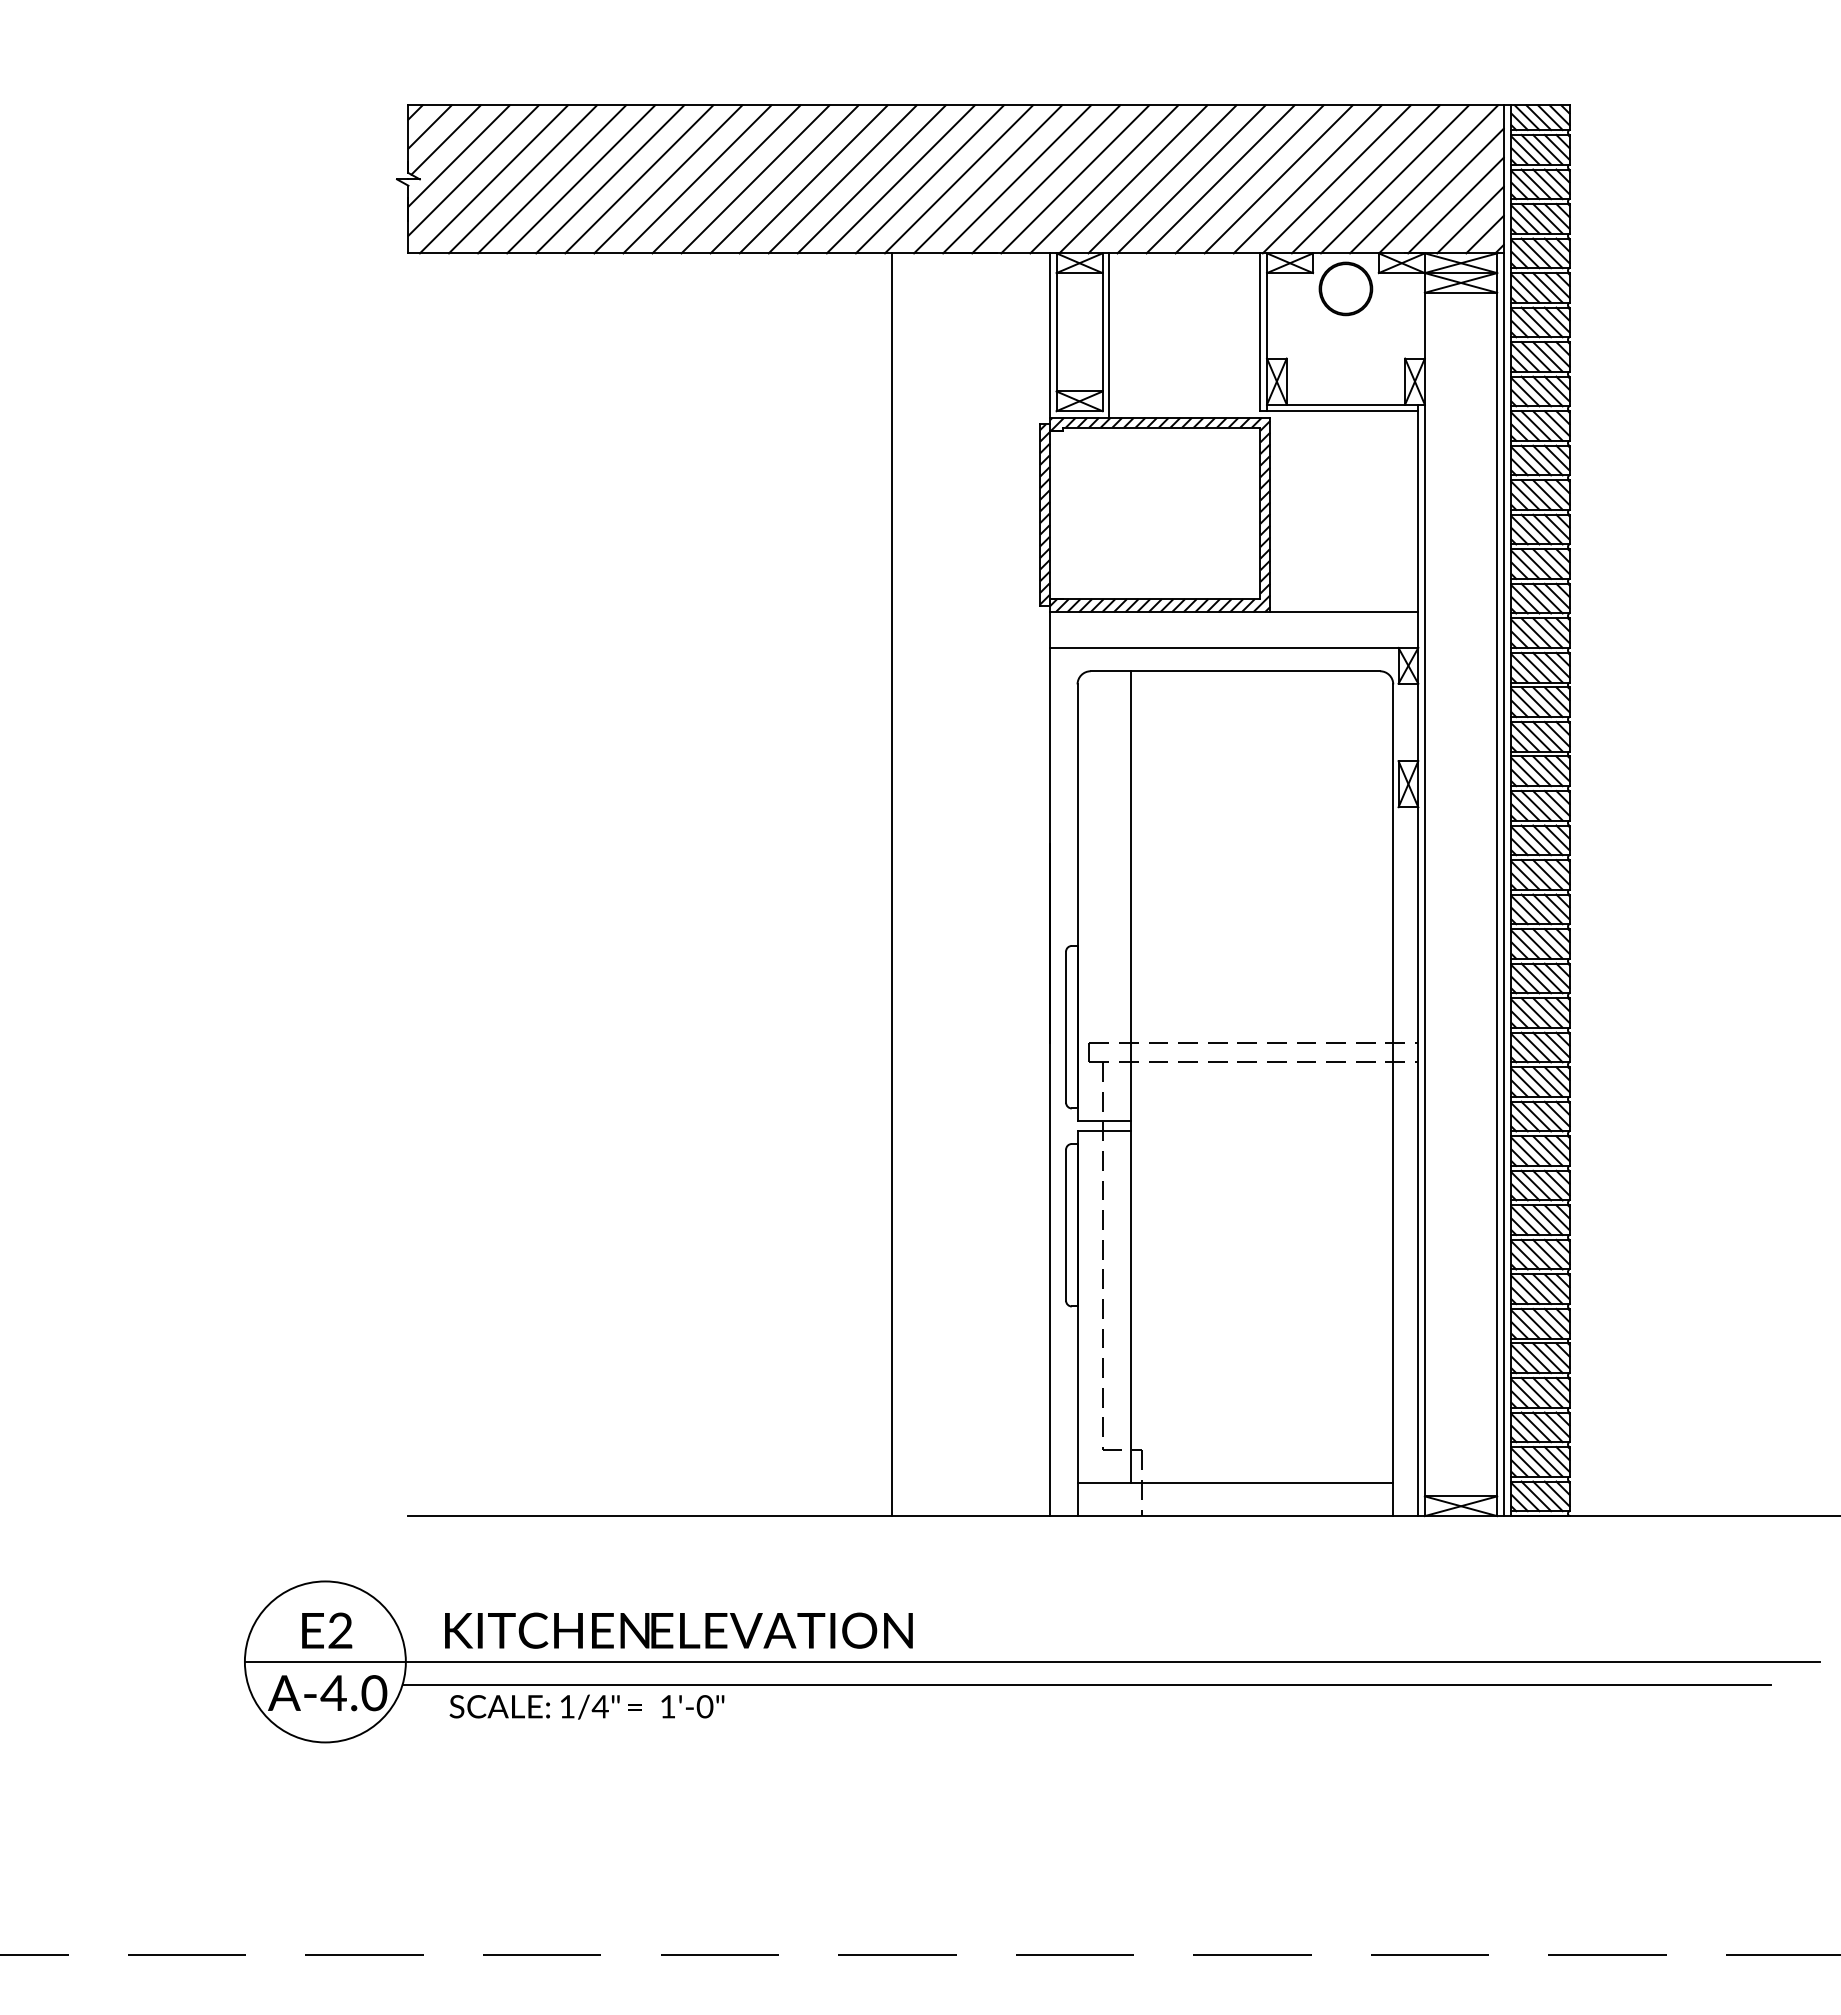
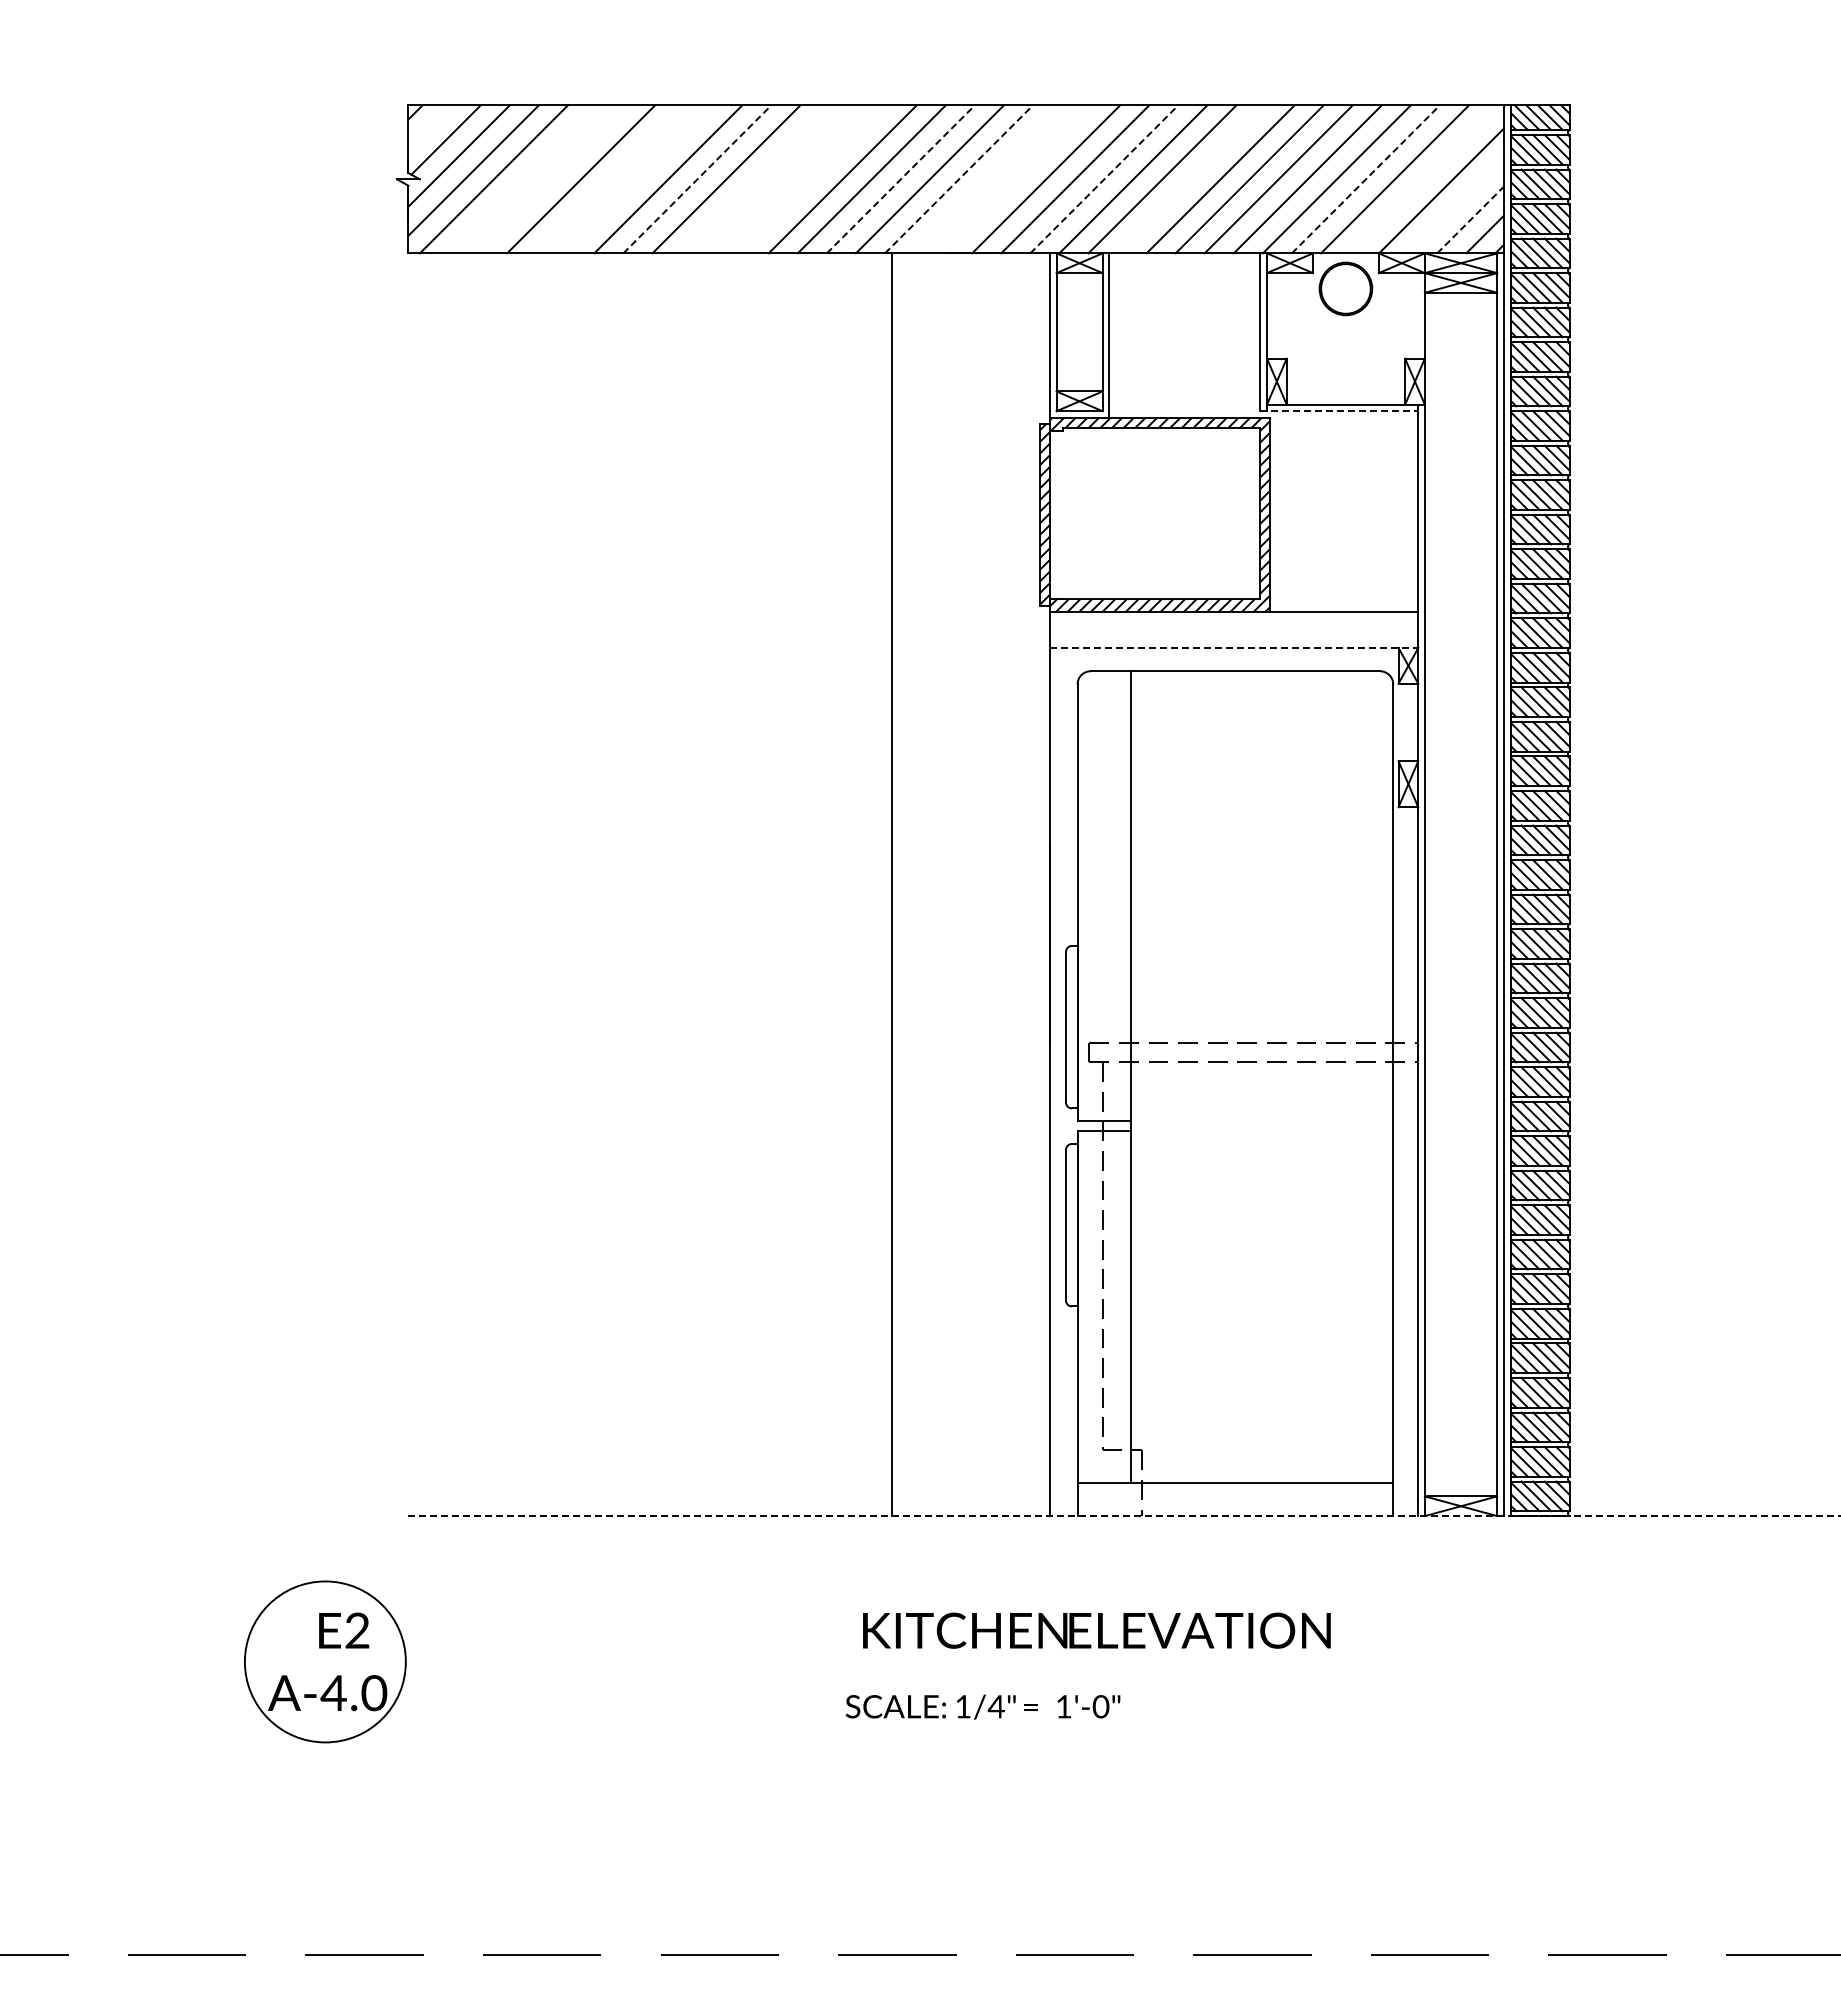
line: present -> none (429, 126)
line: present -> none (522, 179)
line: present -> none (552, 179)
line: present -> none (610, 179)
line: present -> none (639, 179)
line: solid -> dashed (697, 179)
line: present -> none (755, 179)
line: present -> none (784, 179)
line: present -> none (813, 179)
line: solid -> dashed (900, 179)
line: solid -> dashed (958, 179)
line: present -> none (988, 179)
line: present -> none (1017, 179)
line: solid -> dashed (1104, 179)
line: present -> none (1191, 179)
line: solid -> dashed (1365, 179)
line: present -> none (1424, 179)
line: present -> none (1455, 205)
line: solid -> dashed (1470, 219)
line: solid -> dashed (1339, 411)
line: solid -> dashed (1234, 647)
line: solid -> dashed (1125, 1516)
text position: (327, 1630) -> (344, 1630) (344, 1630)
text position: (678, 1630) -> (1096, 1630) (1096, 1630)
line: present -> none (1031, 1661)
line: present -> none (1086, 1684)
text position: (586, 1706) -> (982, 1706) (982, 1706)
